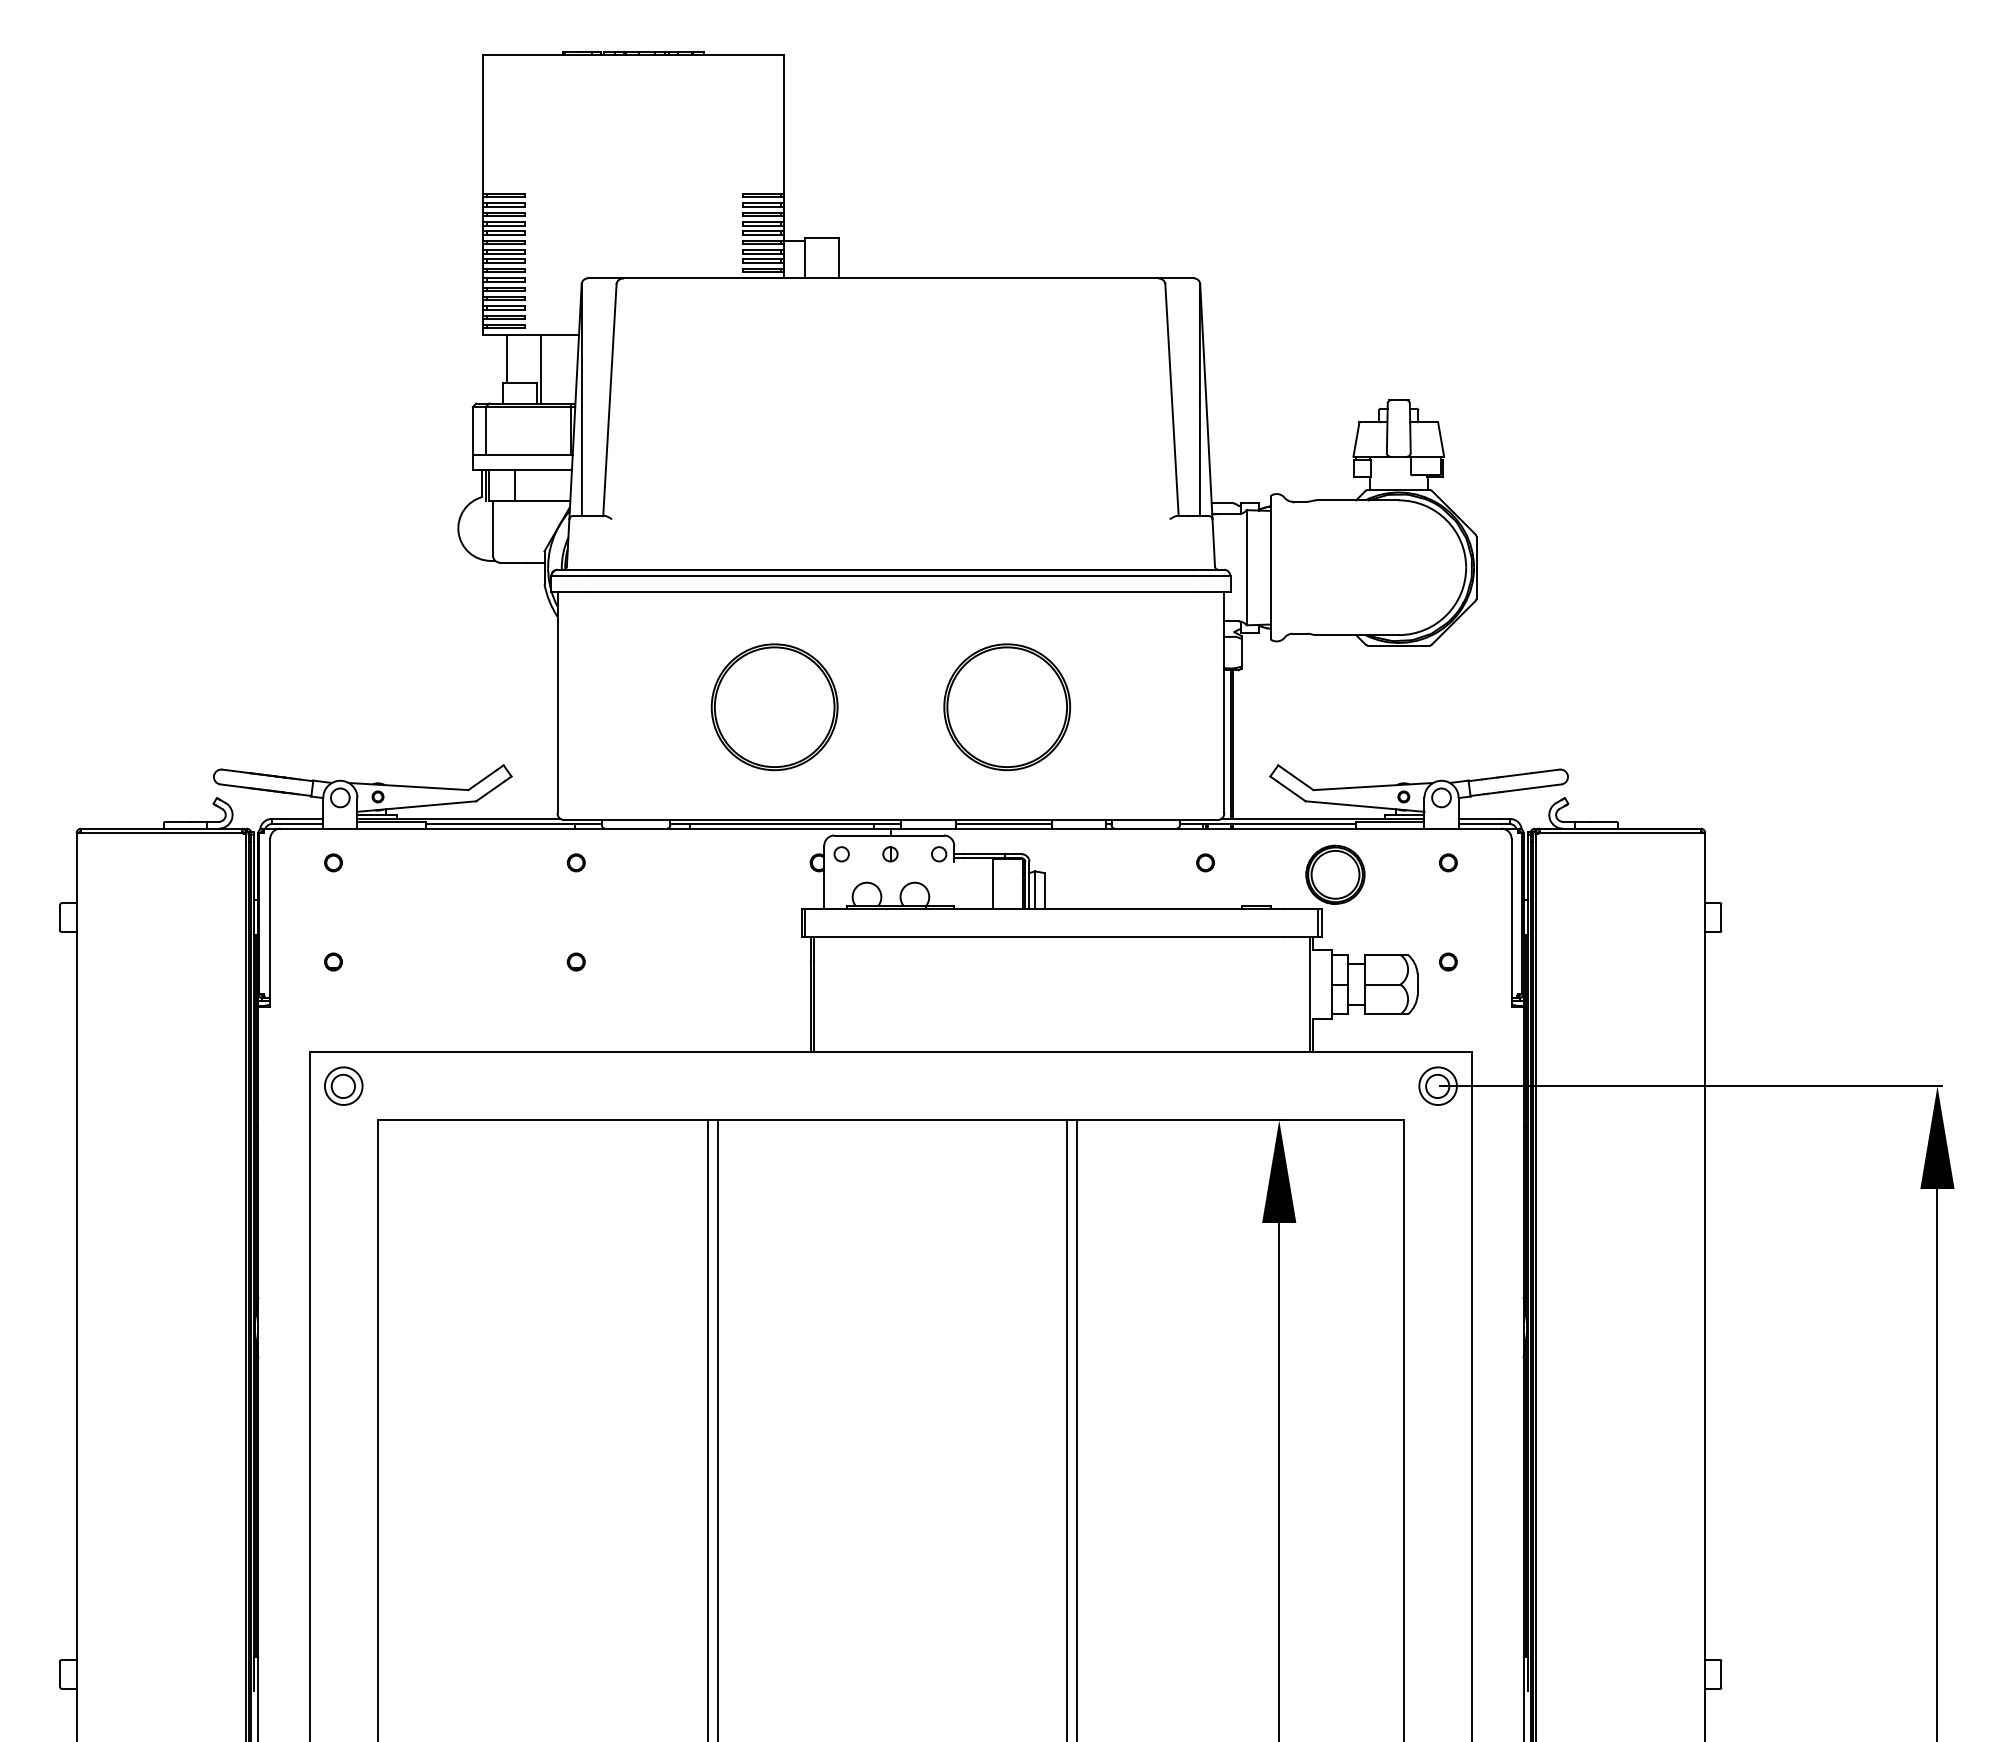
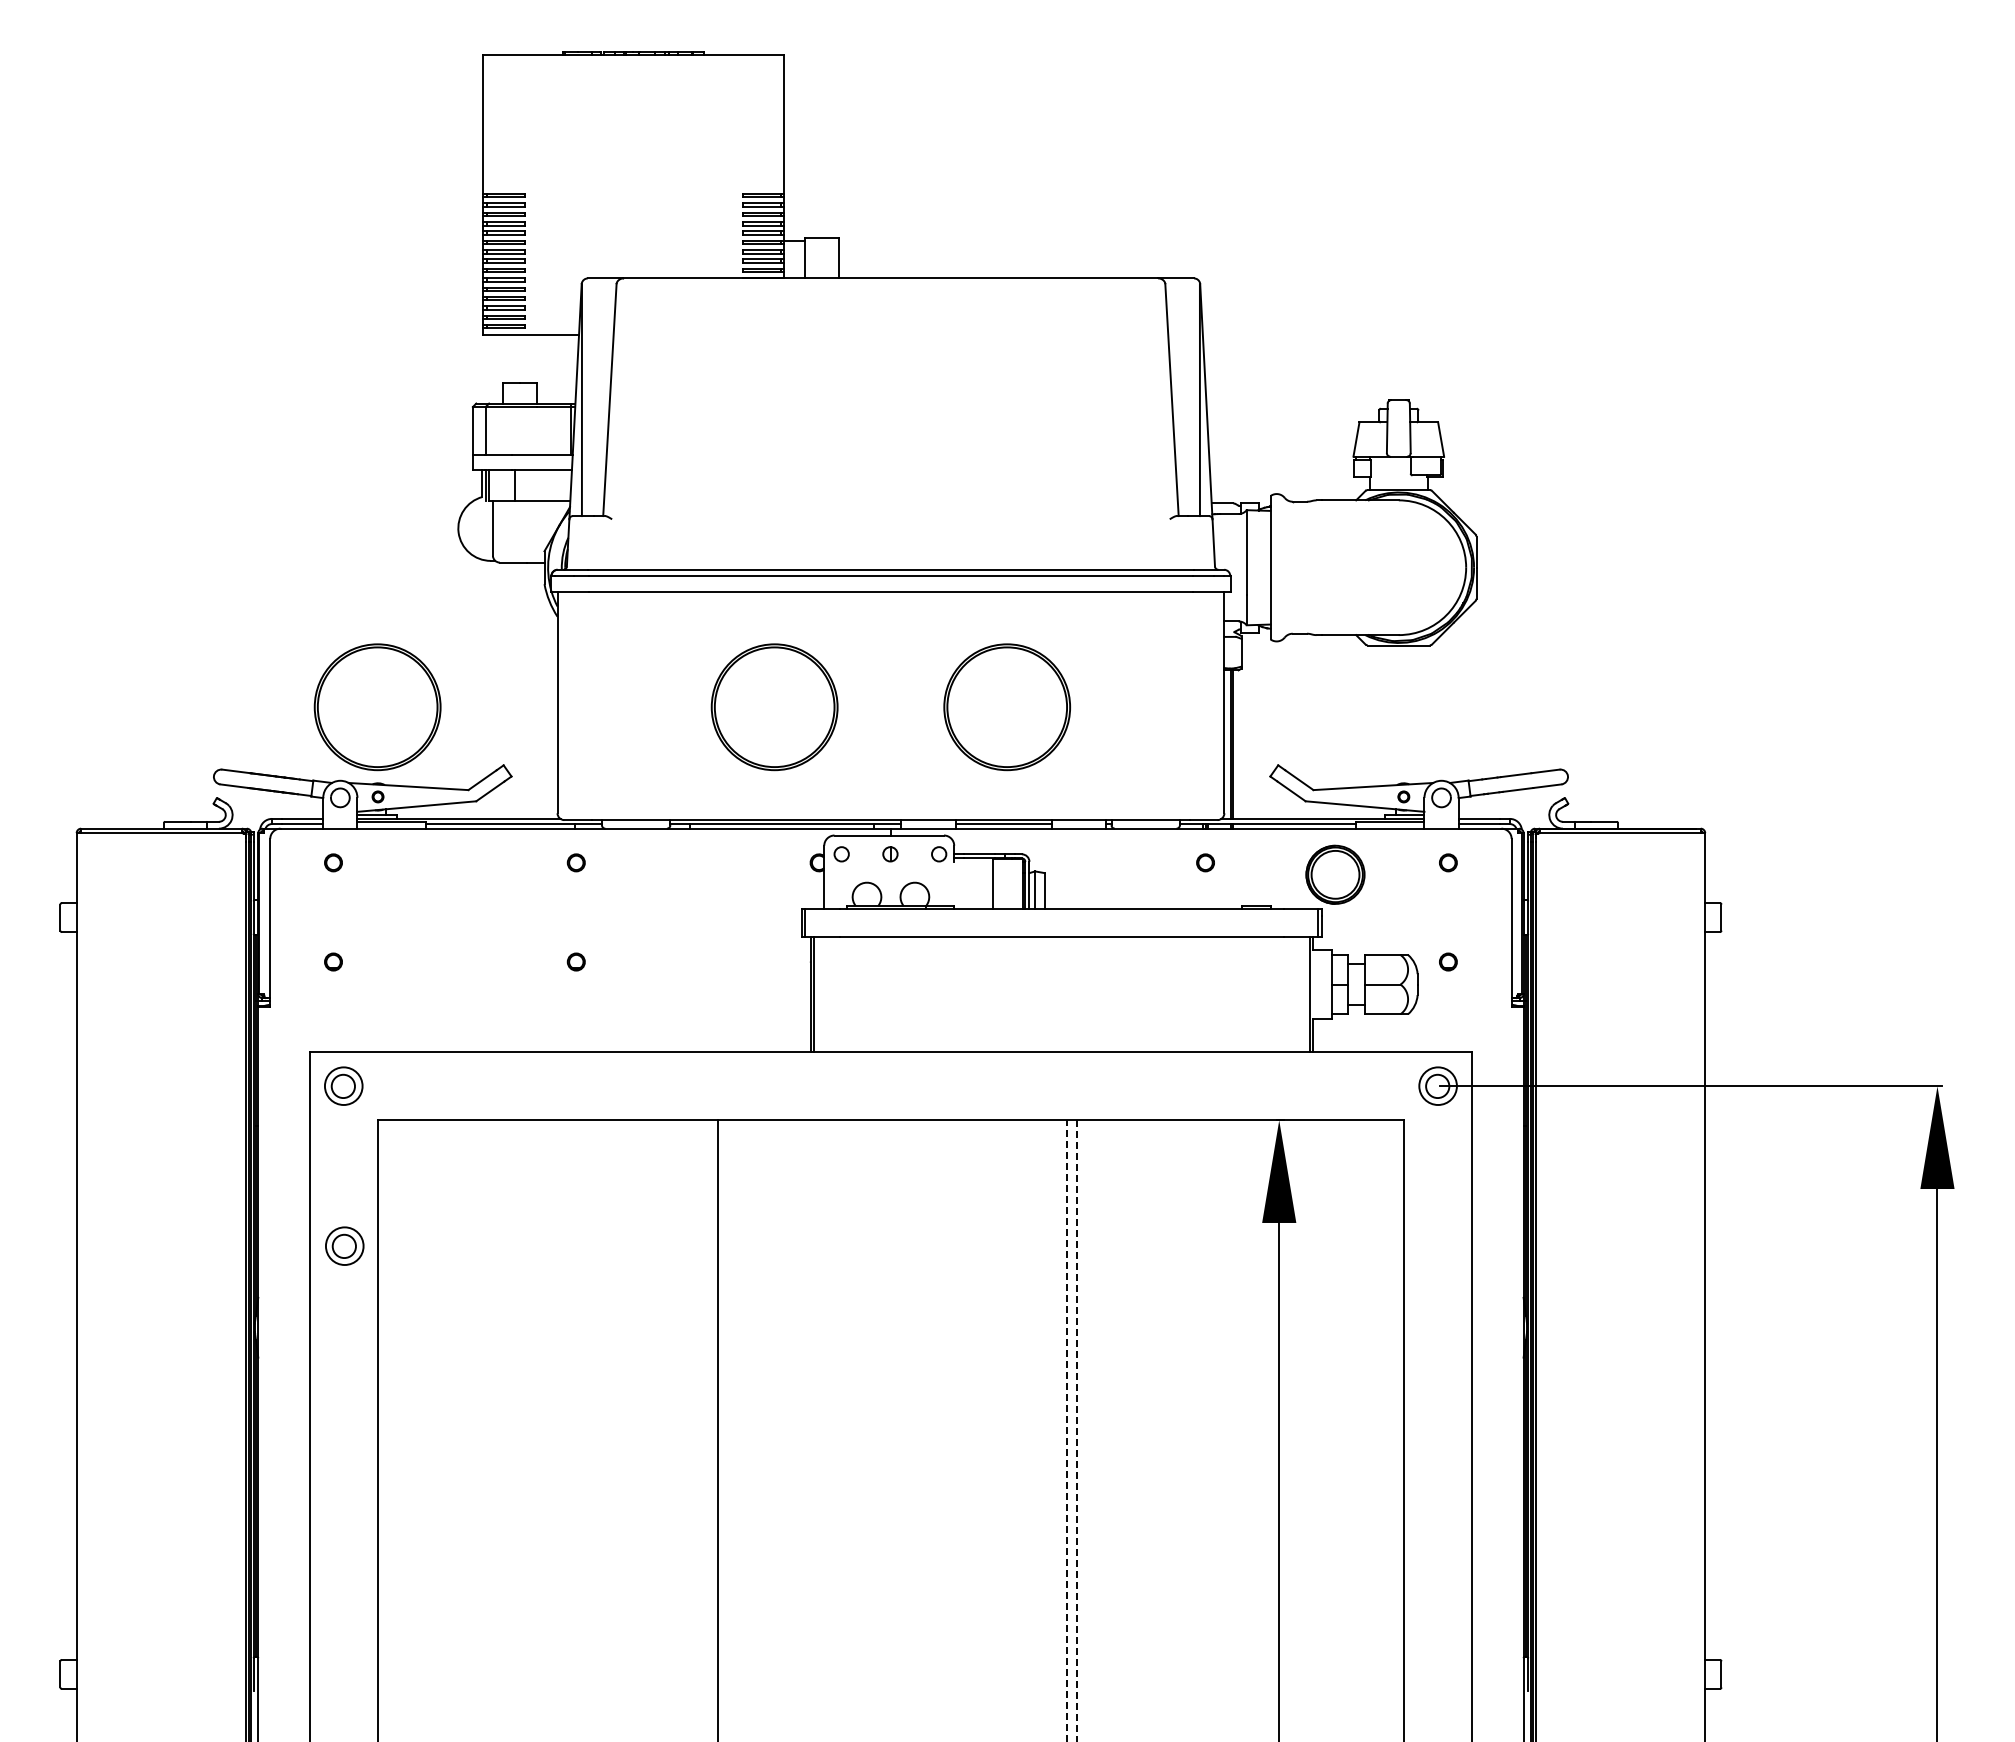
line: present -> none (507, 359)
line: present -> none (540, 369)
part: none -> present (377, 707)
part: none -> present (344, 1245)
line: present -> none (707, 1429)
line: solid -> dashed (1066, 1430)
line: solid -> dashed (1077, 1431)
